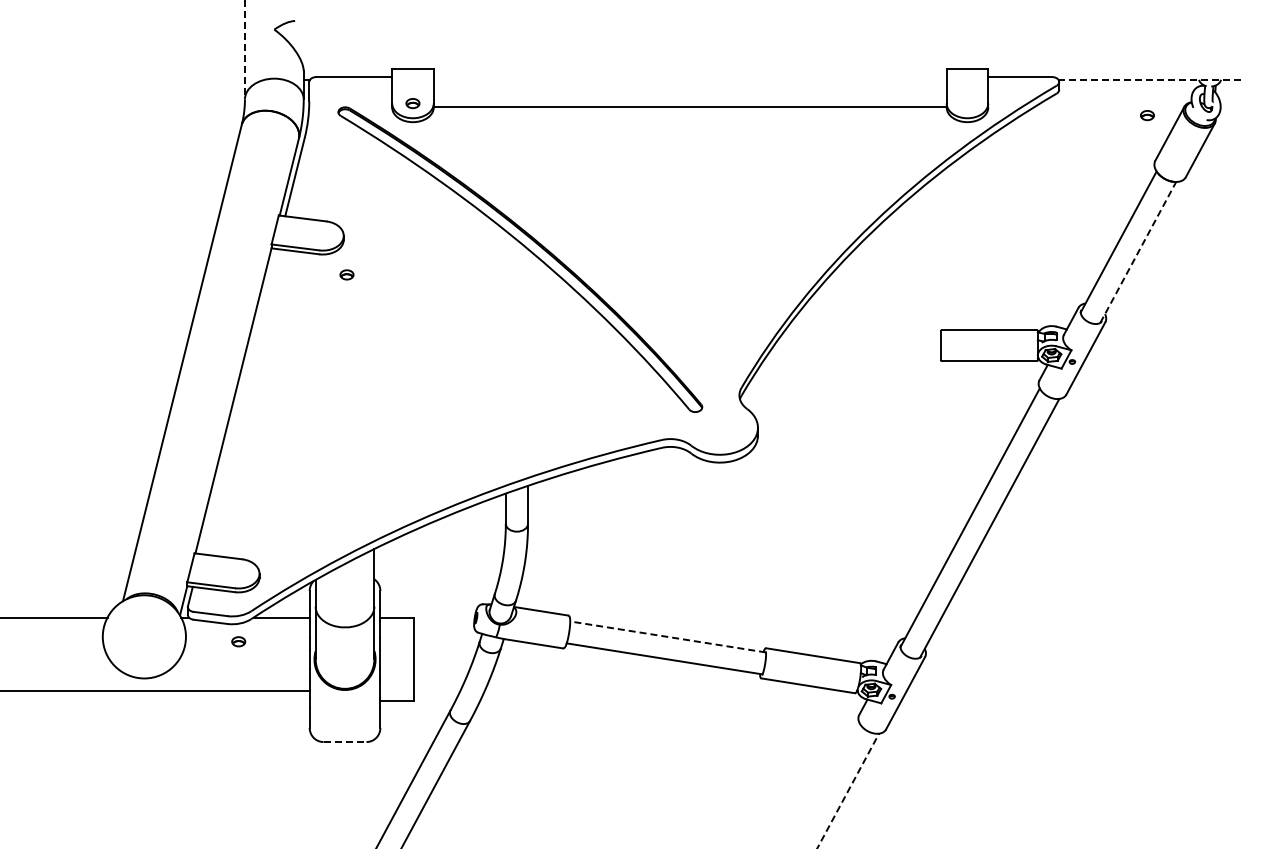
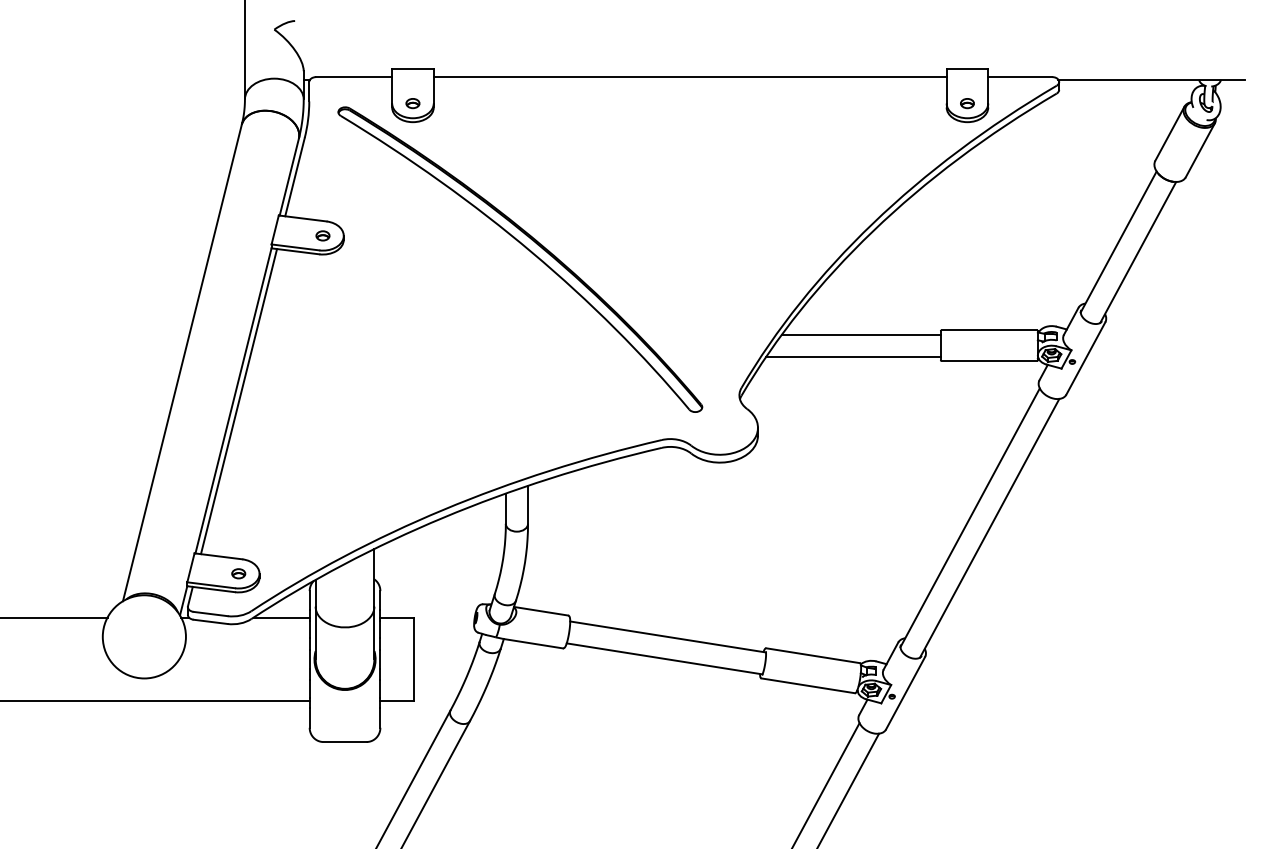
line: dashed -> solid (244, 50)
line: dashed -> solid (1152, 79)
line position: (689, 107) -> (689, 77) (689, 77)
part position: (1147, 115) -> (967, 103) (967, 103)
line: dashed -> solid (1138, 252)
part position: (346, 274) -> (322, 235) (322, 235)
line: none -> present (860, 334)
line: none -> present (853, 356)
line: none -> present (238, 401)
line: dashed -> solid (667, 636)
part position: (238, 641) -> (238, 573) (238, 573)
line position: (155, 691) -> (155, 701) (155, 701)
line: dashed -> solid (345, 742)
line: none -> present (826, 784)
line: dashed -> solid (848, 790)
